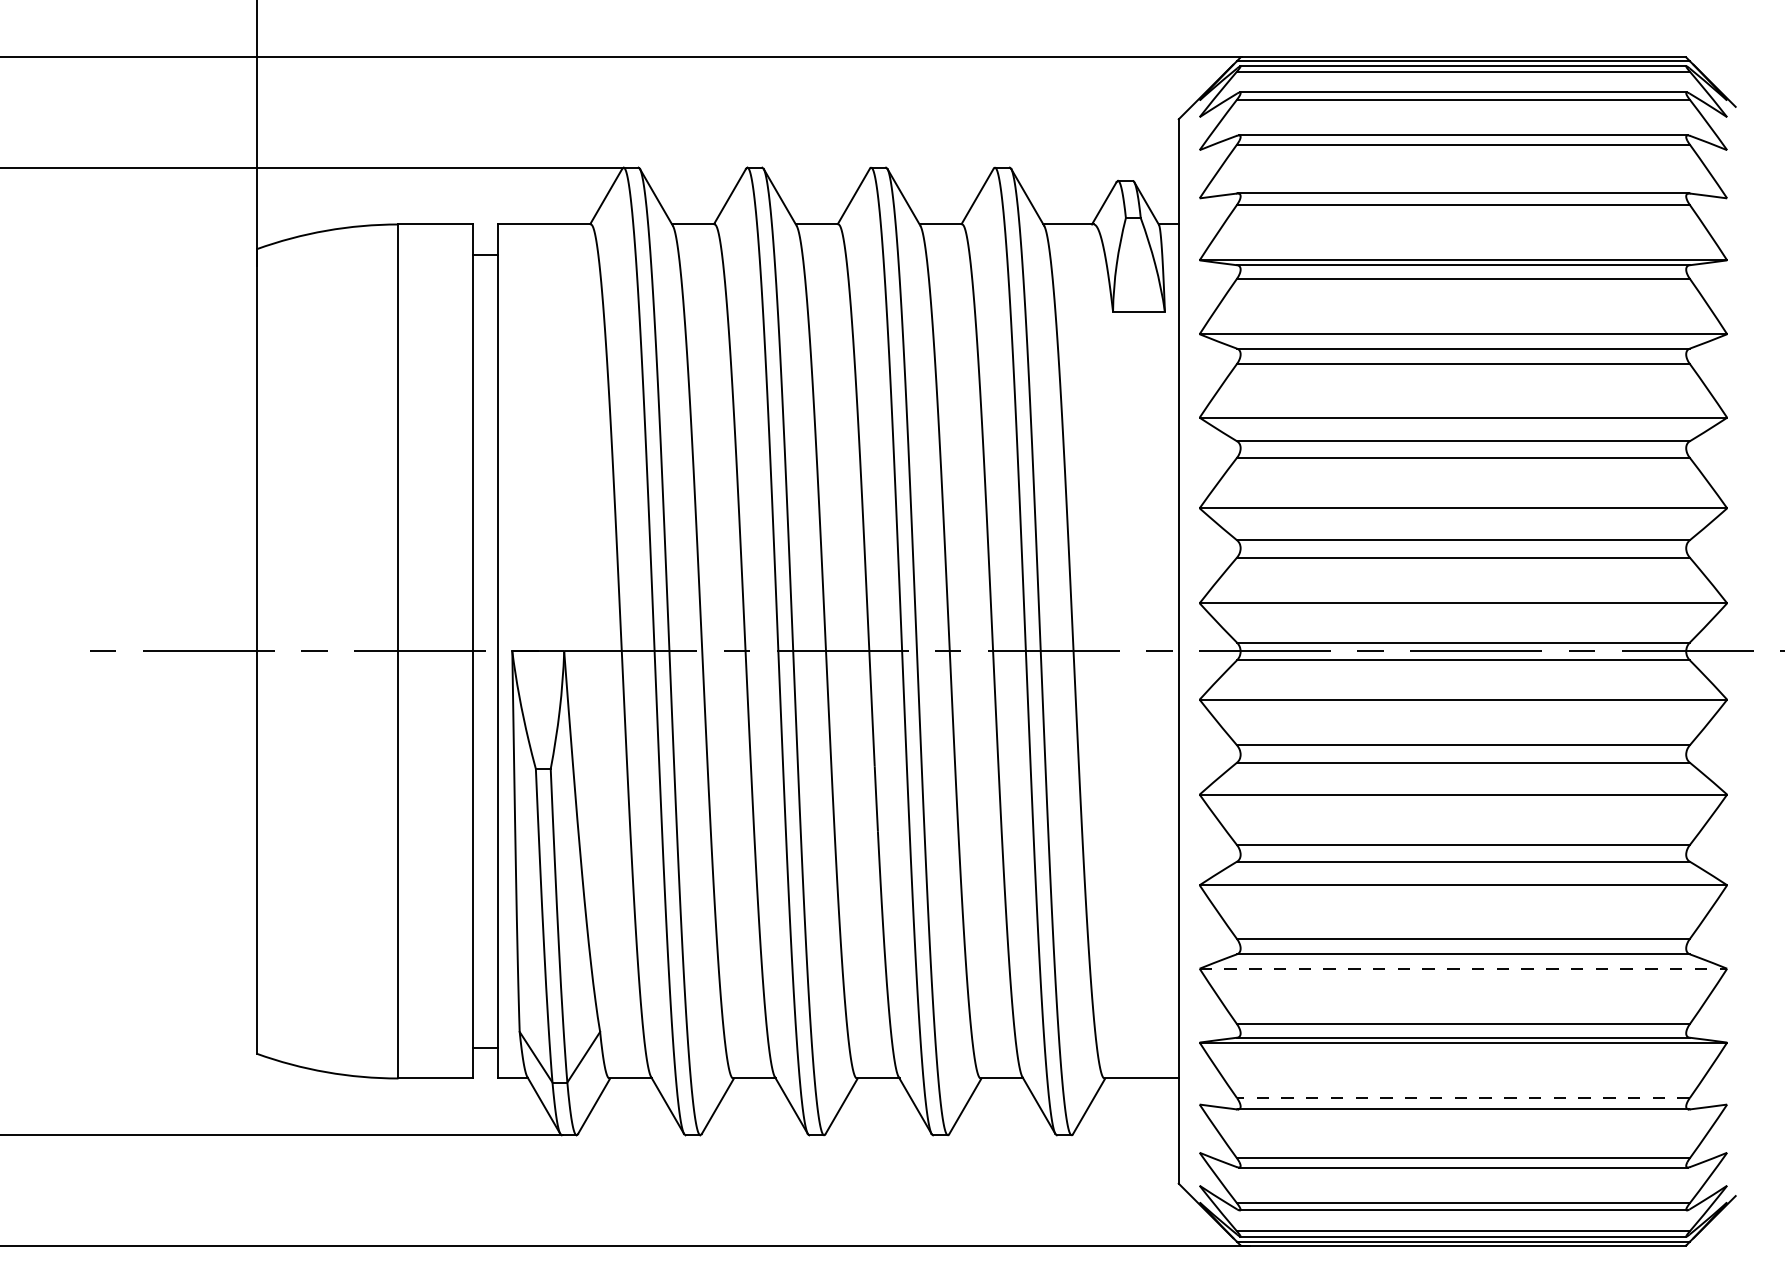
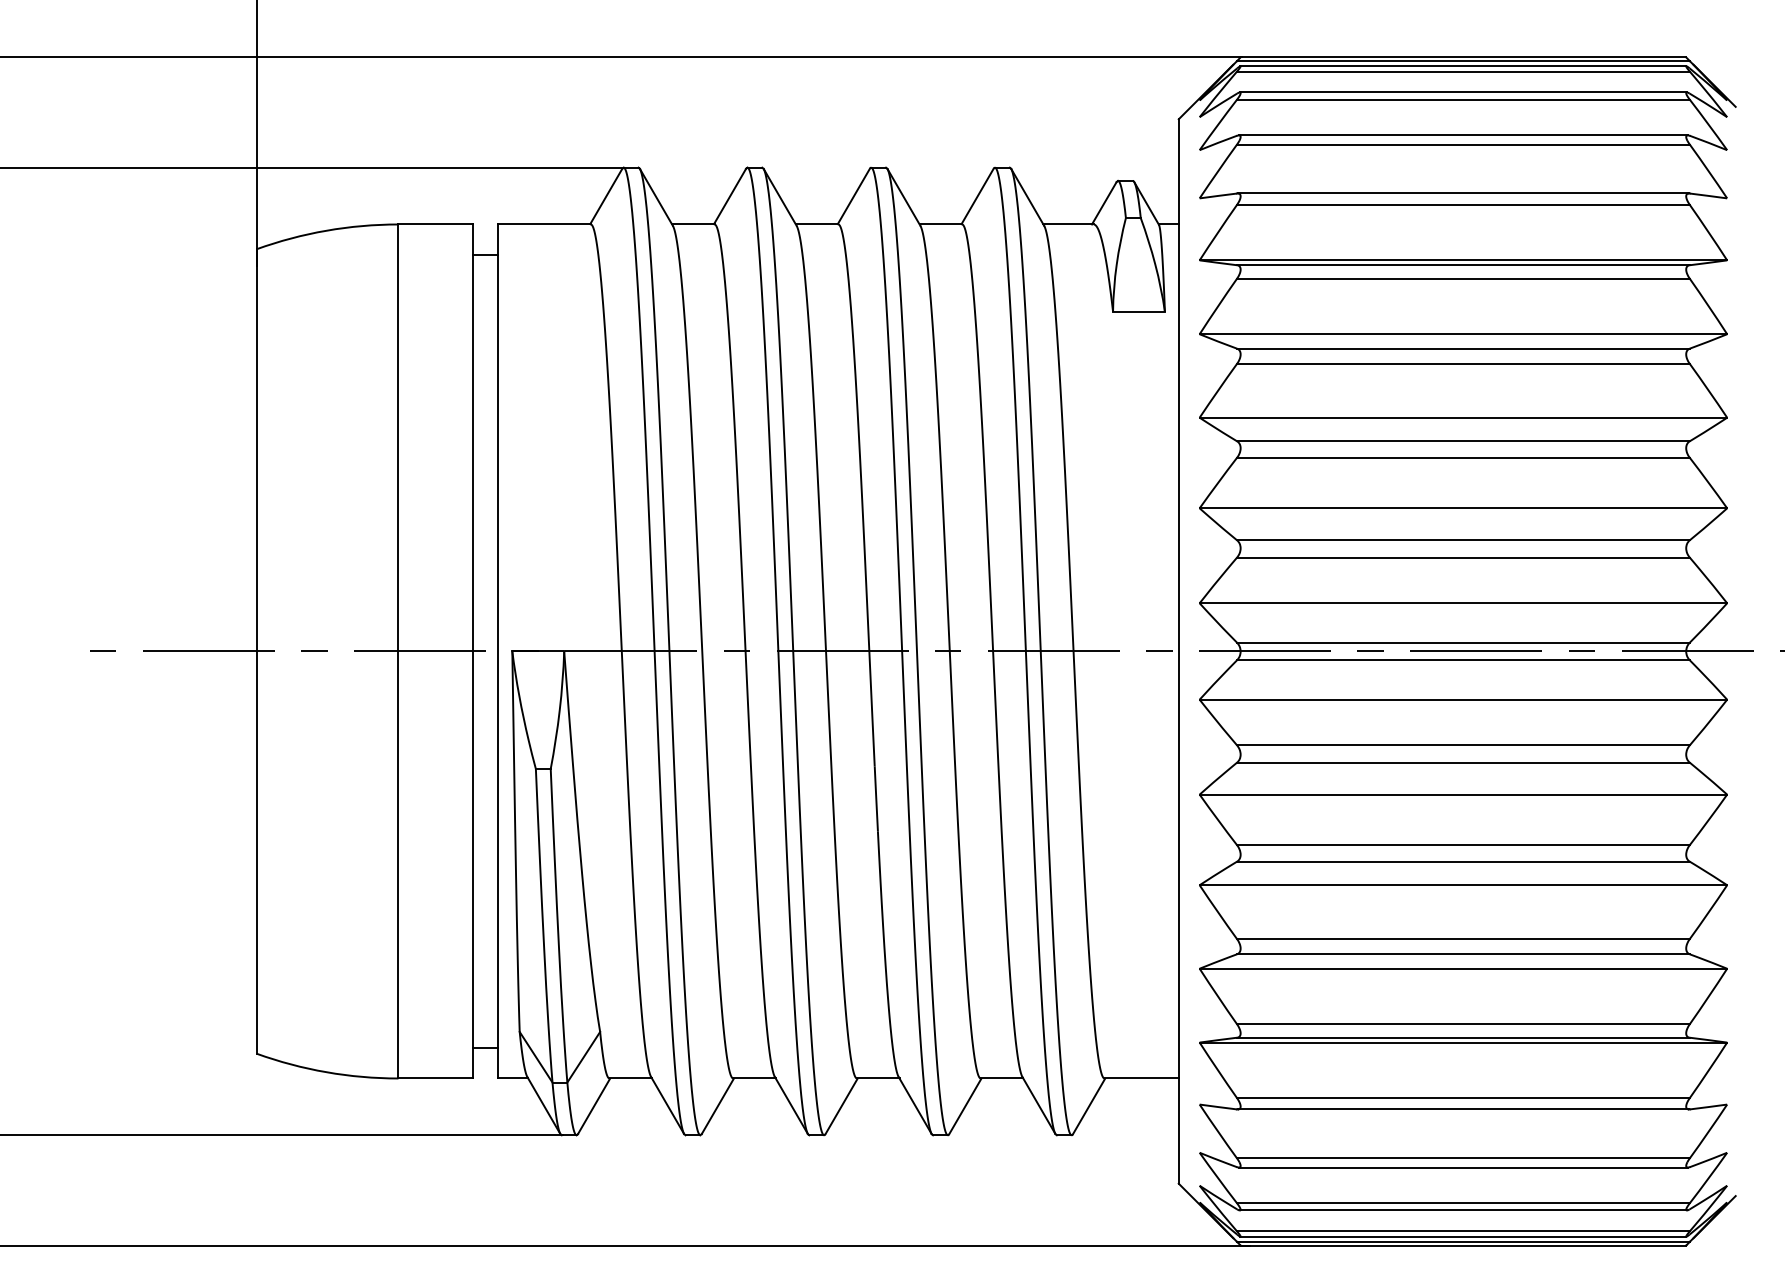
line: dashed -> solid (1463, 968)
line: dashed -> solid (1462, 1098)
